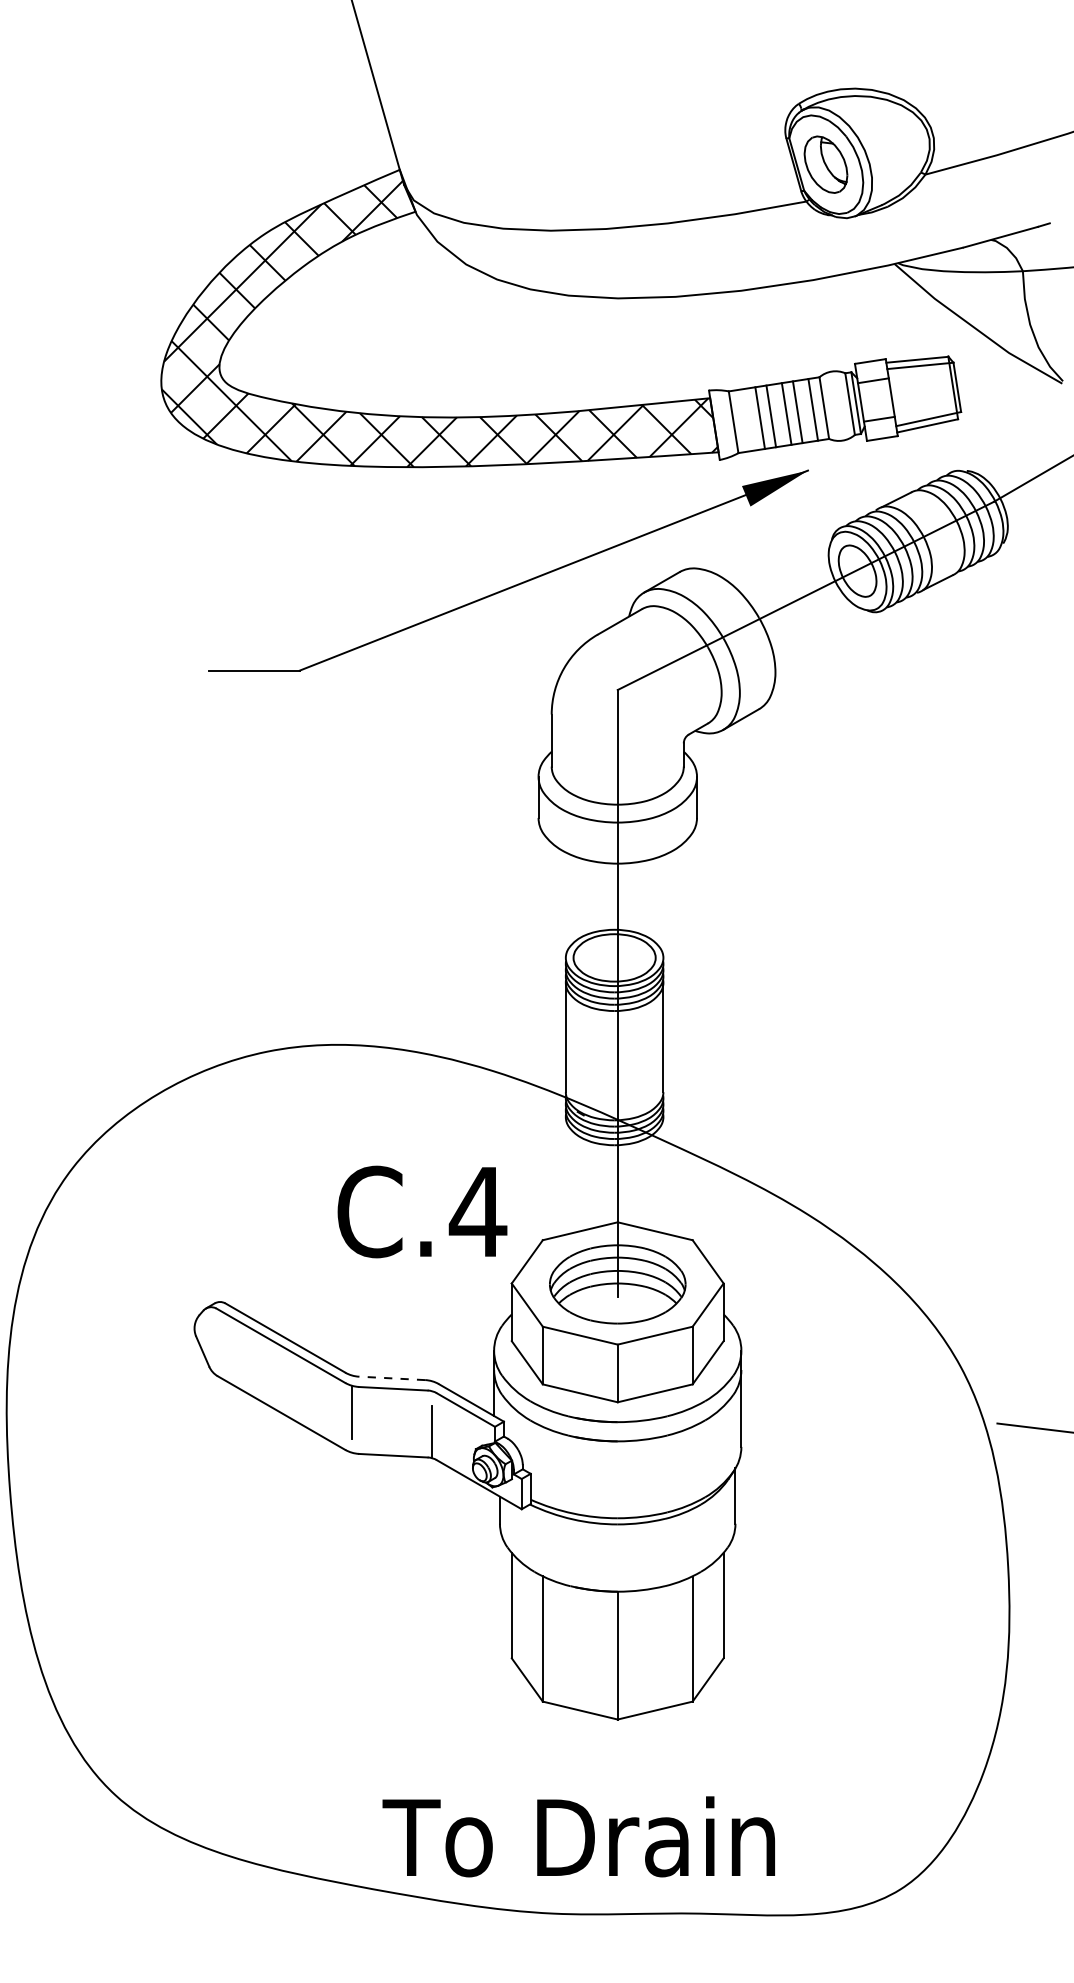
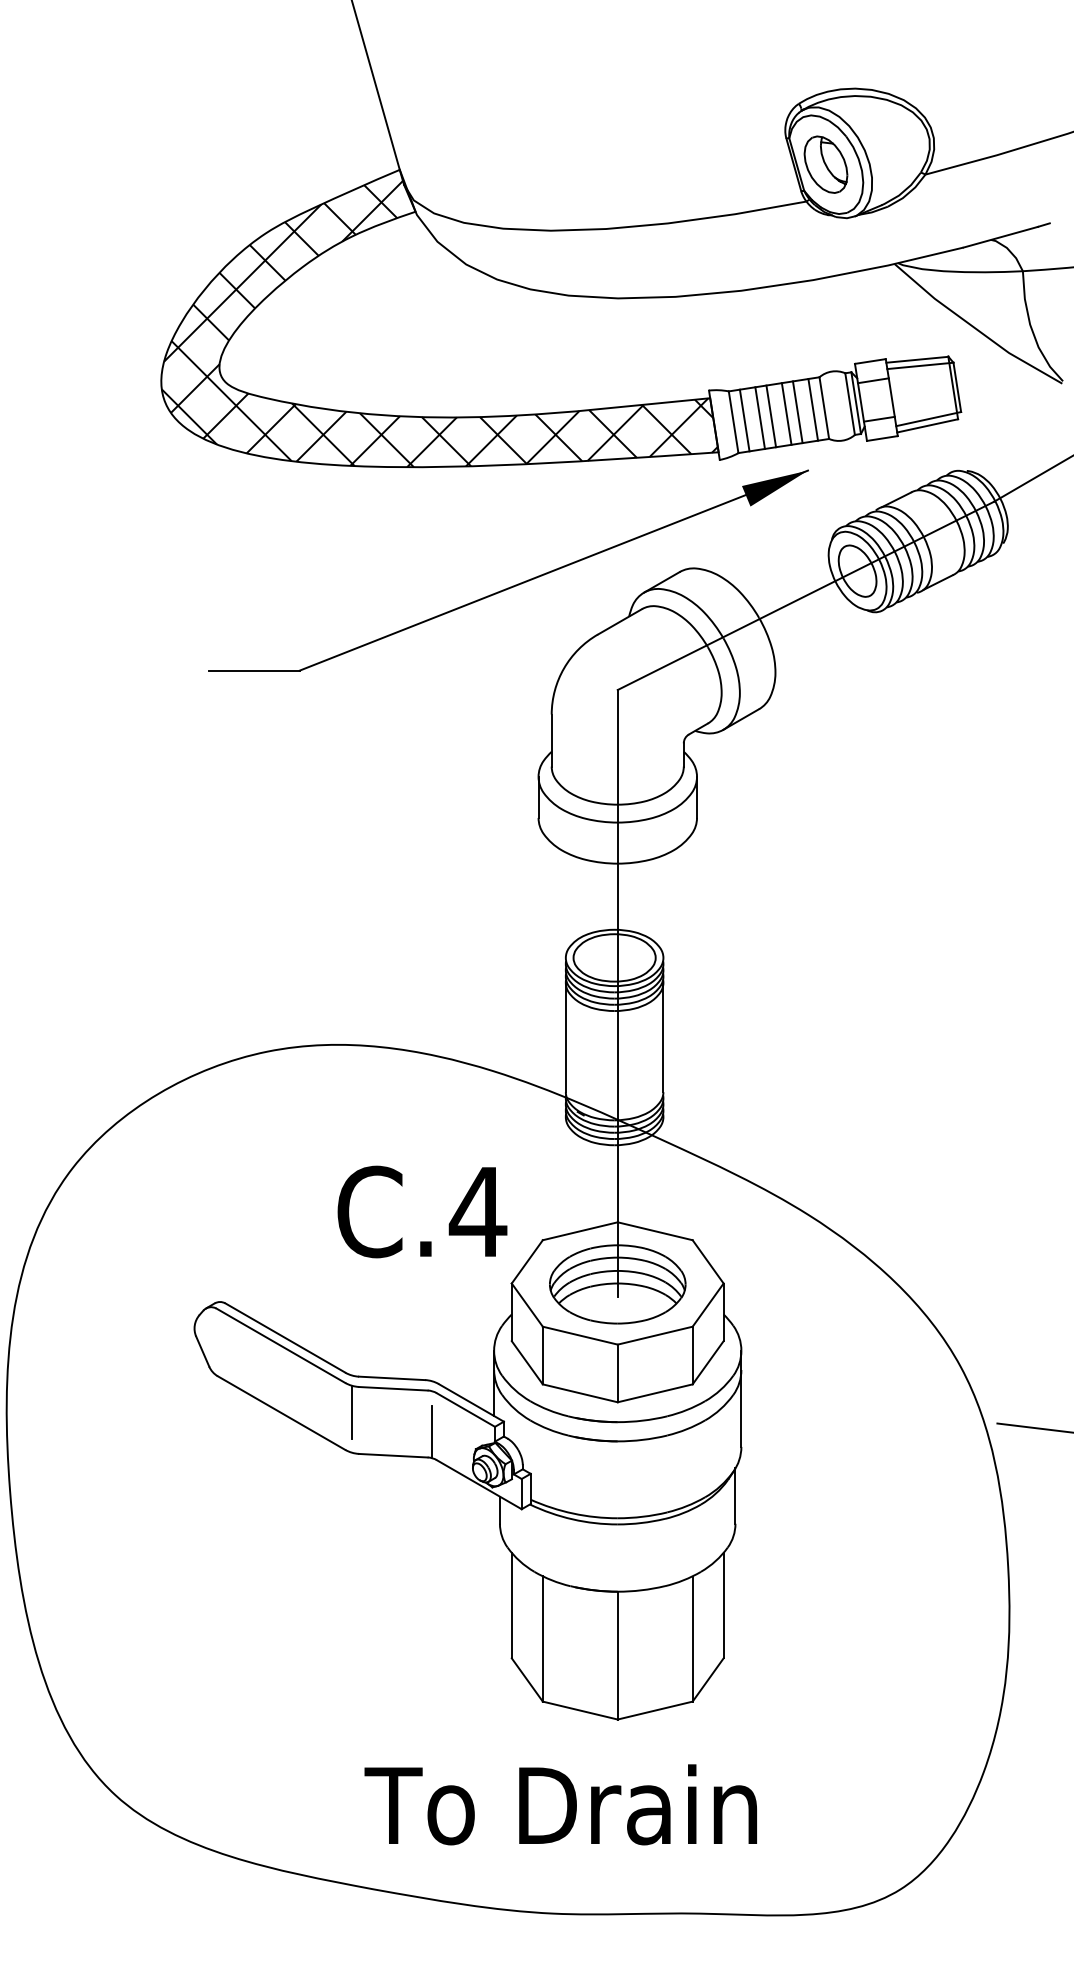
line: none -> present (744, 420)
line: dashed -> solid (391, 1378)
text position: (578, 1836) -> (560, 1804) (560, 1804)
